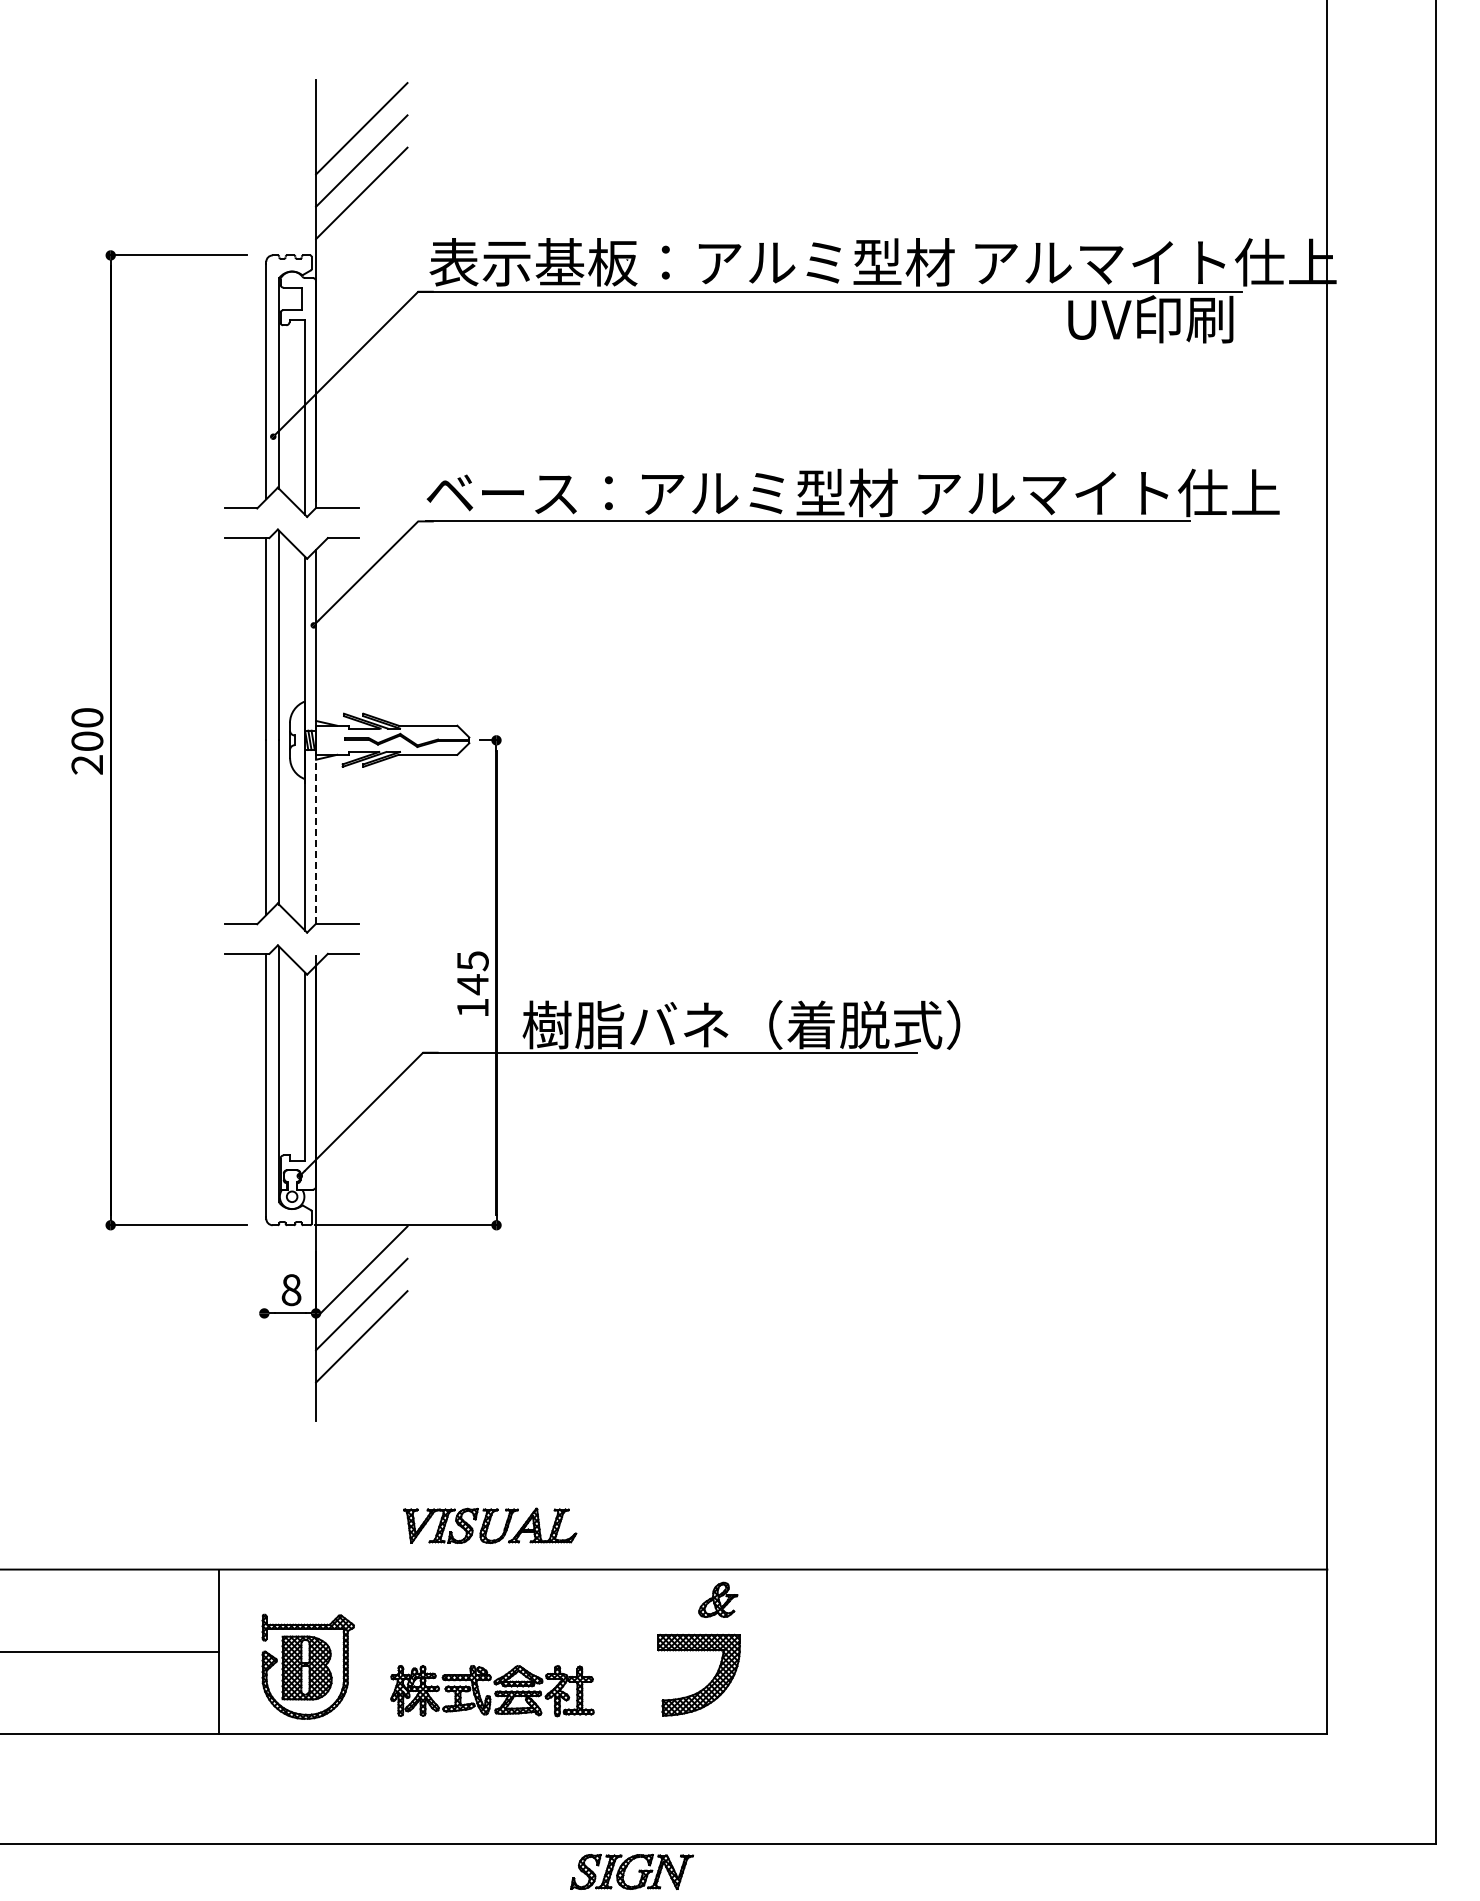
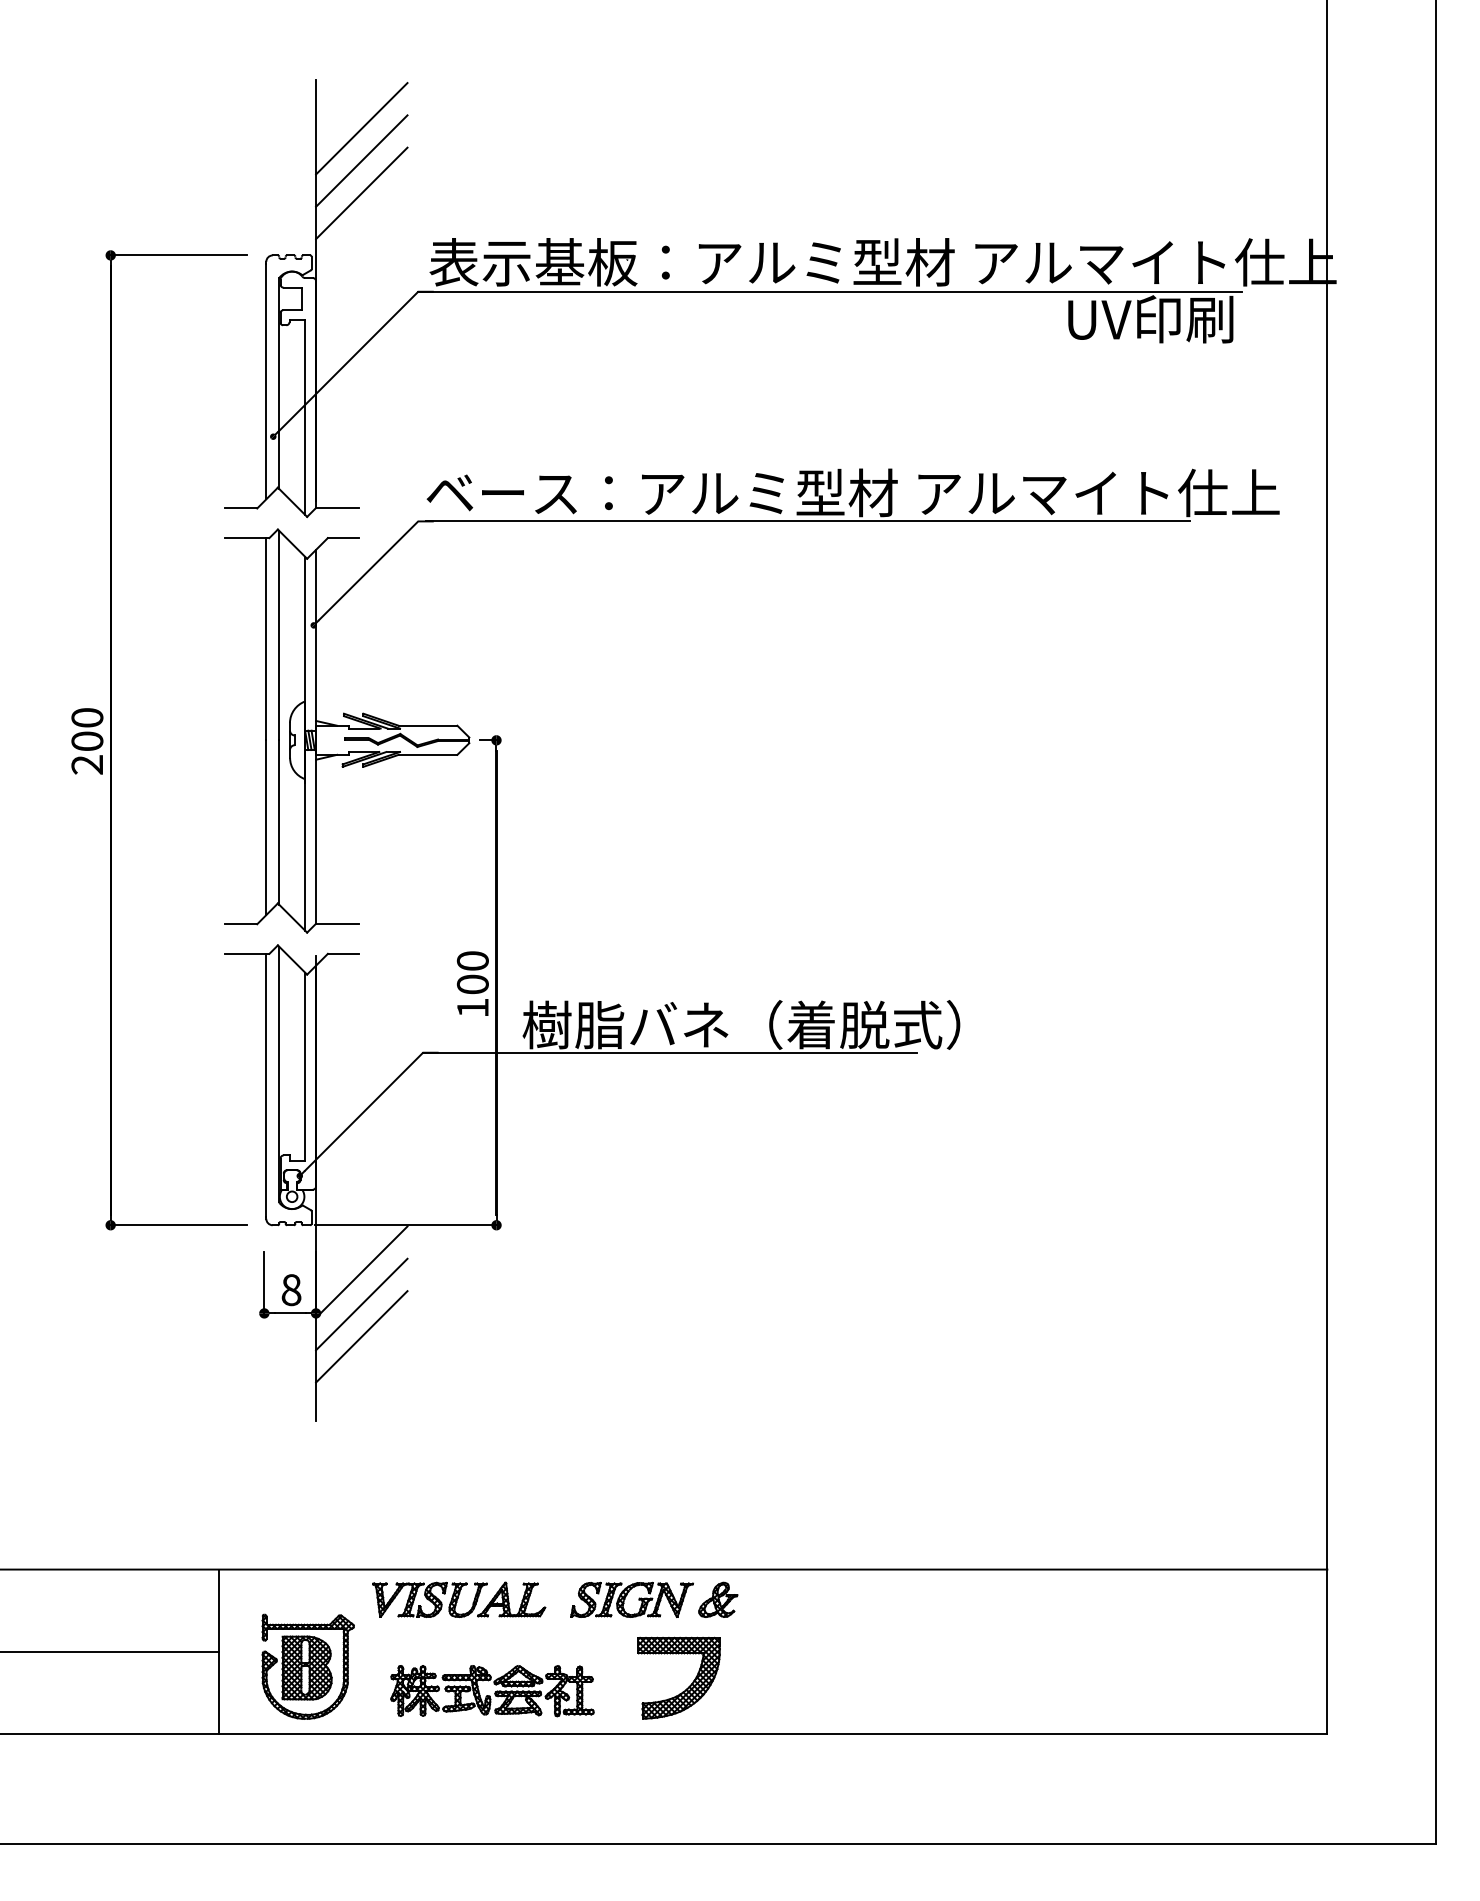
line: dashed -> solid (316, 832)
text: 145 -> 100 (472, 973)
line: none -> present (264, 1282)
part position: (490, 1525) -> (459, 1599) (459, 1599)
part position: (708, 1683) -> (688, 1686) (688, 1686)
part position: (631, 1871) -> (631, 1599) (631, 1599)
